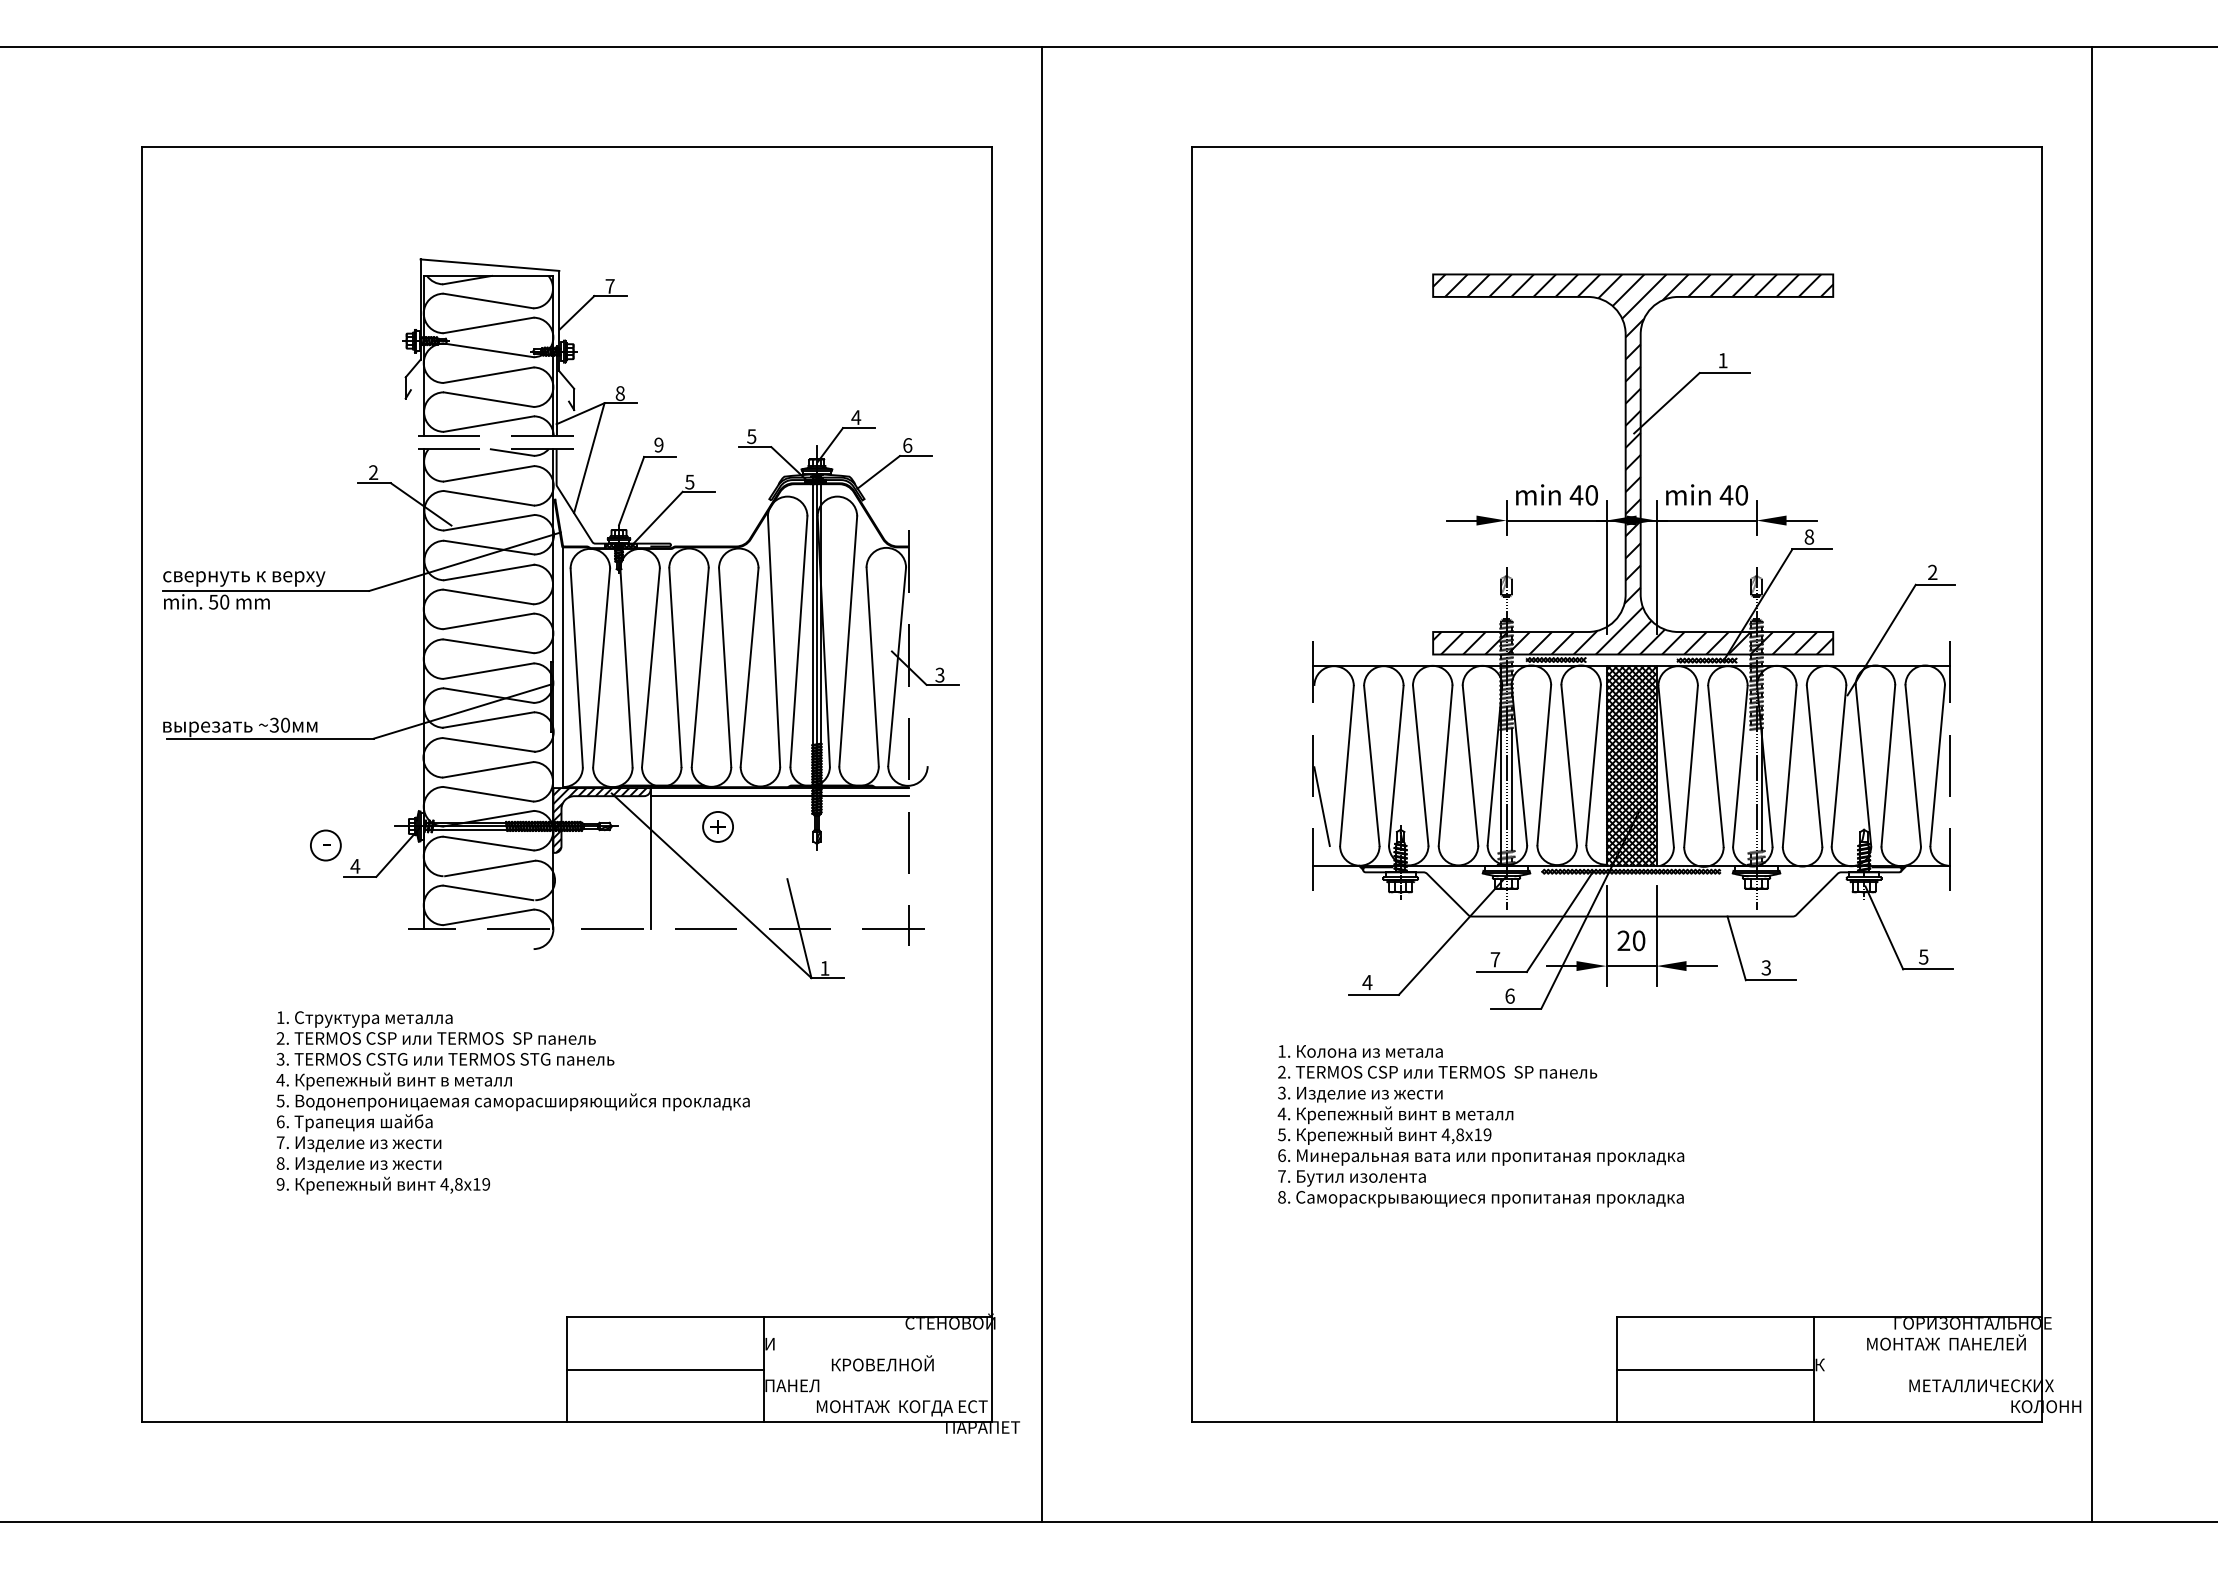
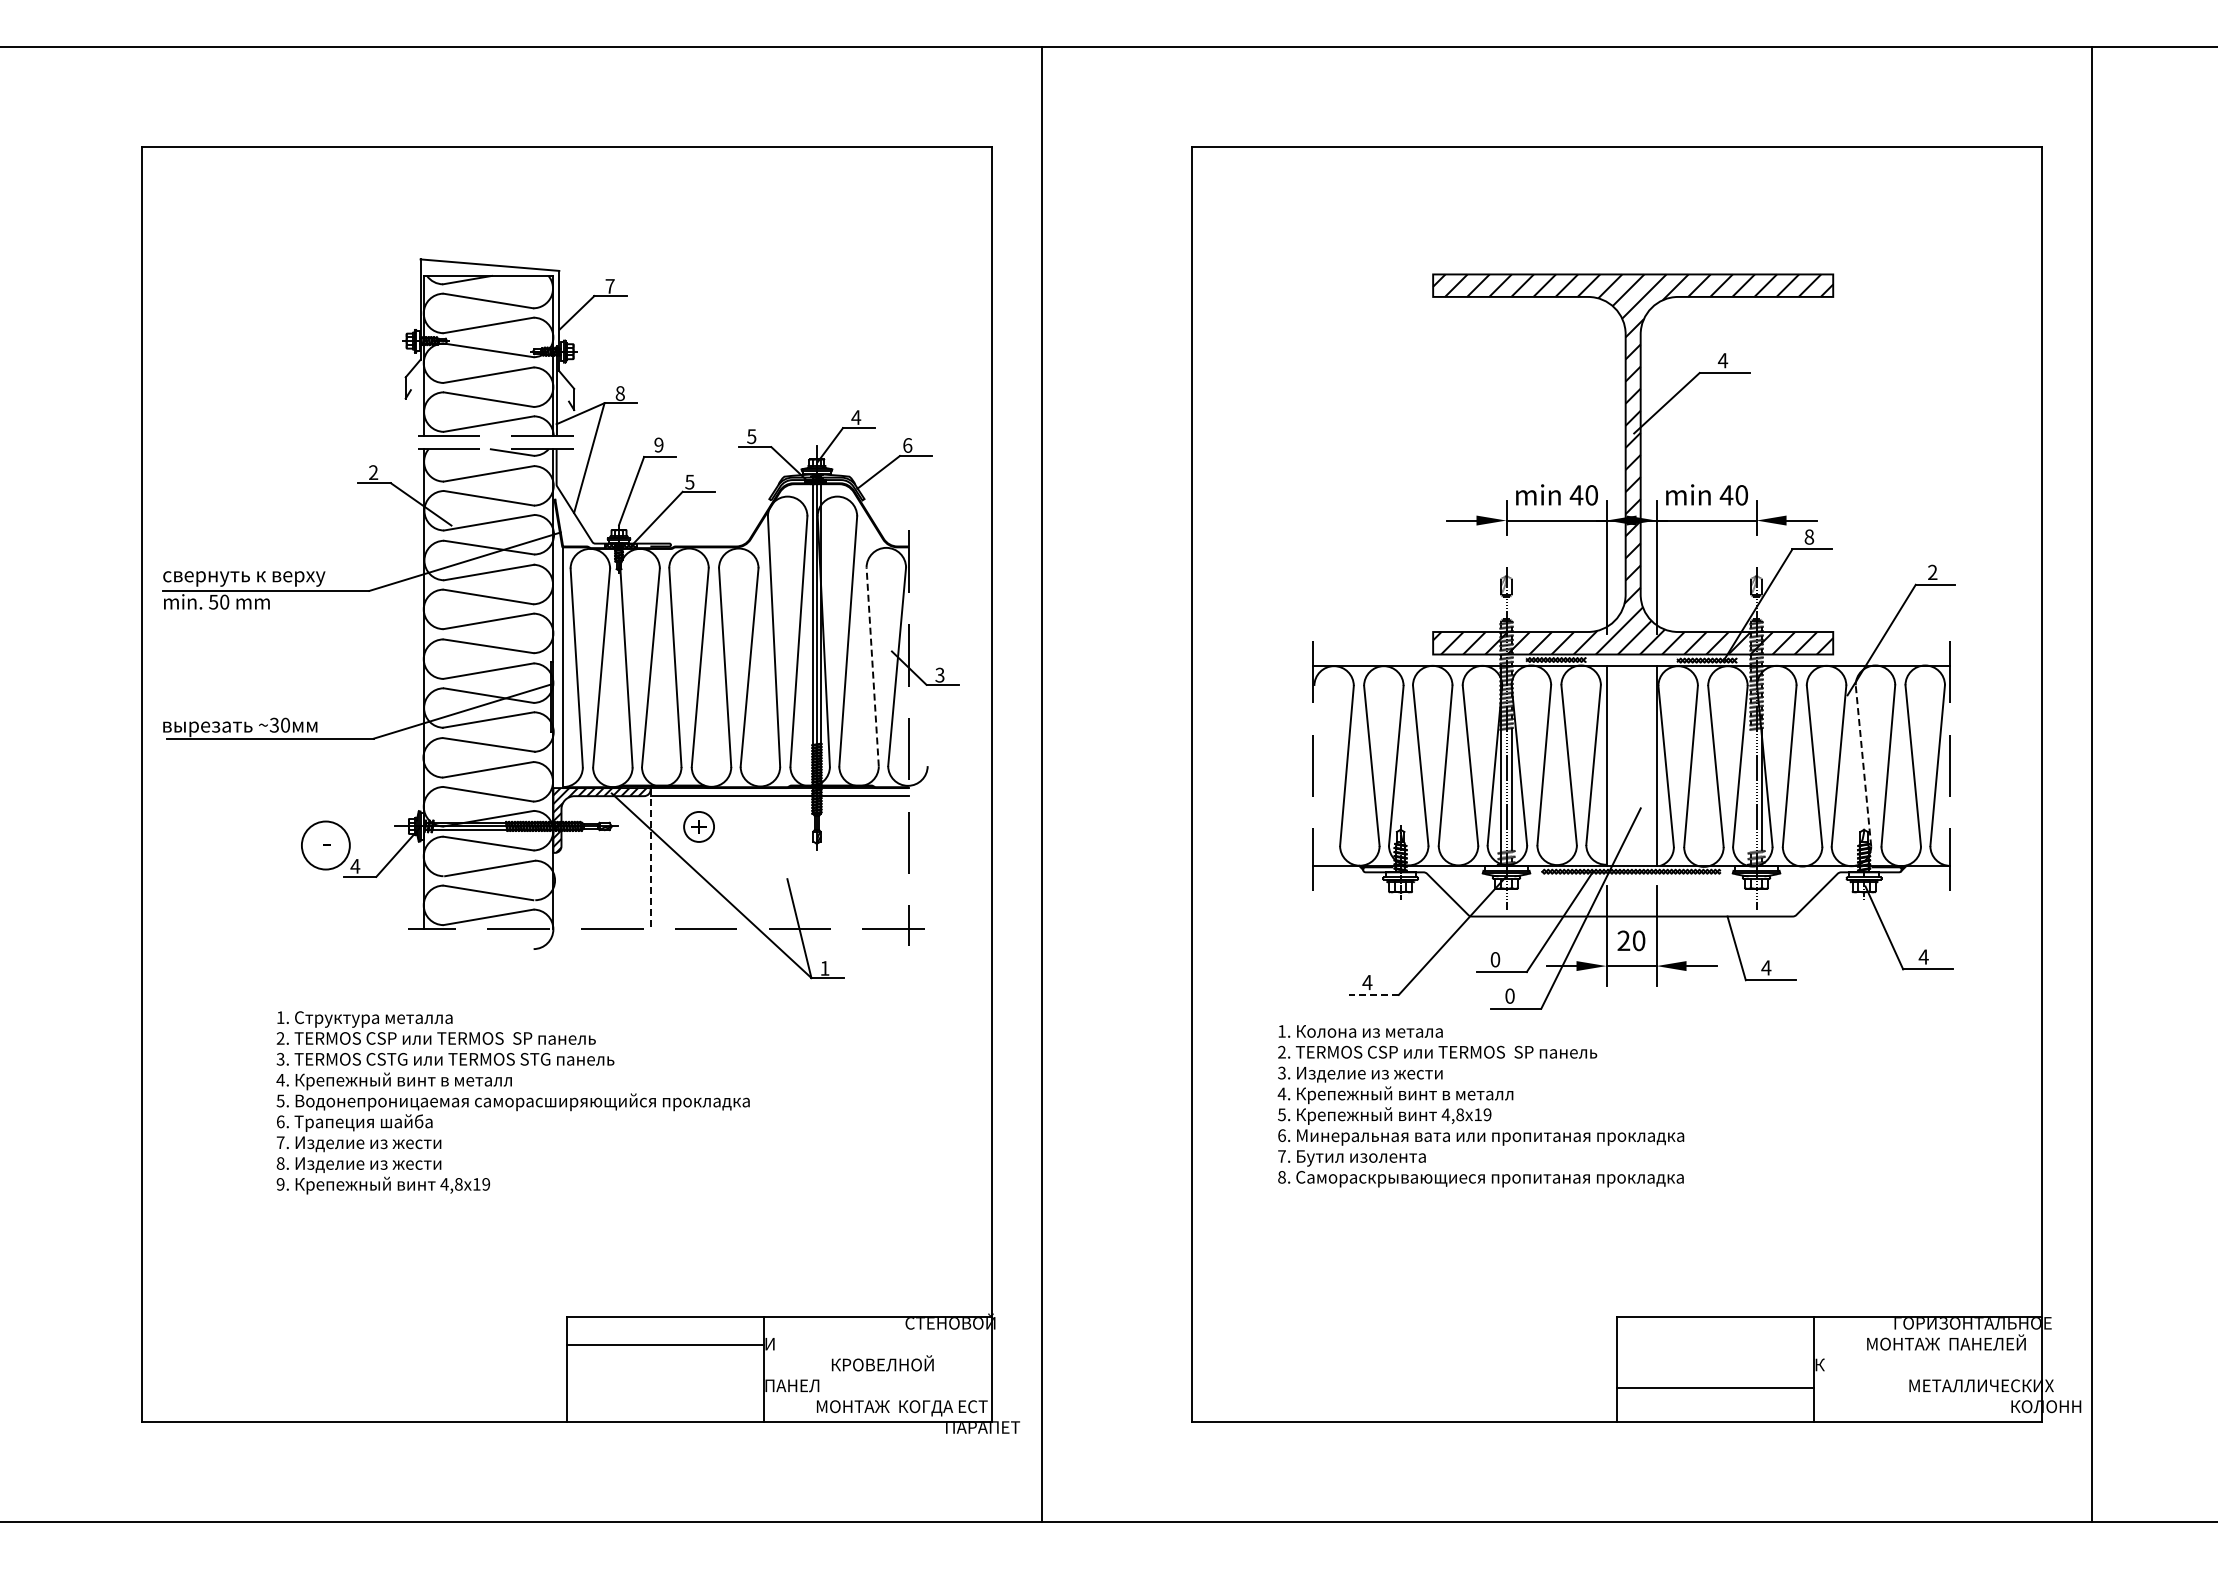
text: 1 -> 4 (1722, 360)
line: solid -> dashed (872, 667)
hatch: present -> none (1631, 765)
line: solid -> dashed (1863, 765)
line: present -> none (1321, 806)
part position: (717, 826) -> (698, 826) (698, 826)
circle diameter: 30 px -> 48 px (325, 845)
line: solid -> dashed (650, 858)
text: 5 -> 4 (1923, 956)
text: 7 -> 0 (1495, 959)
text: 3 -> 4 (1766, 967)
line: solid -> dashed (1373, 994)
text: 6 -> 0 (1509, 995)
text position: (1480, 1126) -> (1480, 1106) (1480, 1106)
line position: (664, 1369) -> (664, 1344) (664, 1344)
line position: (1714, 1369) -> (1714, 1387) (1714, 1387)
